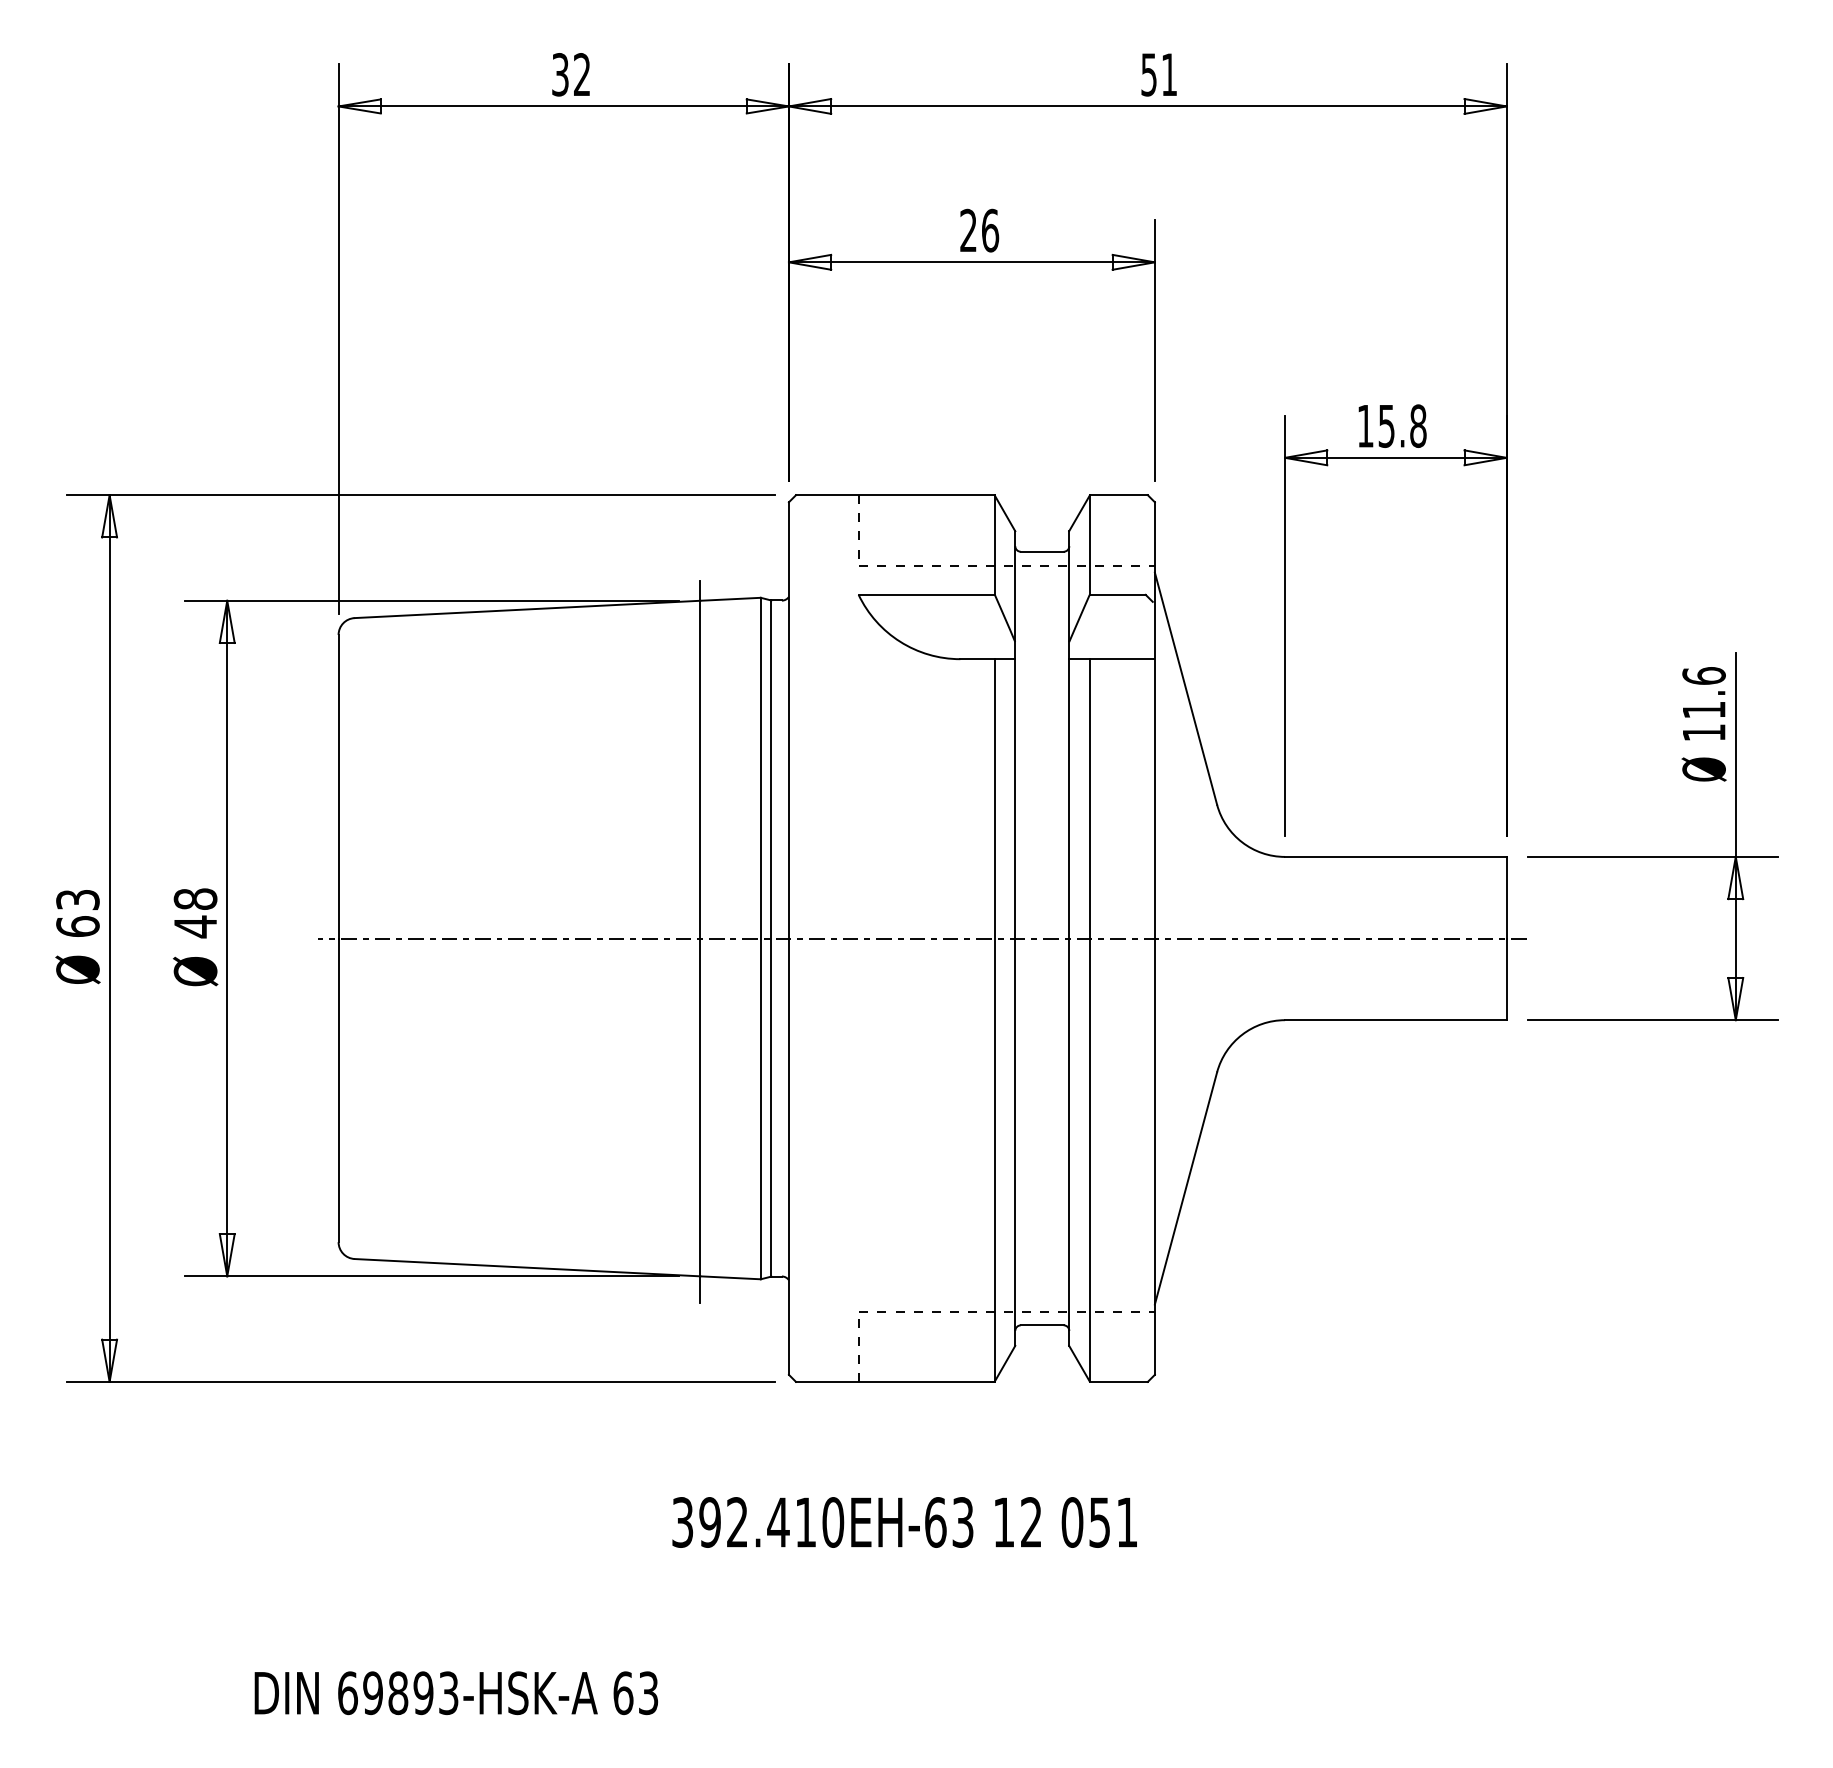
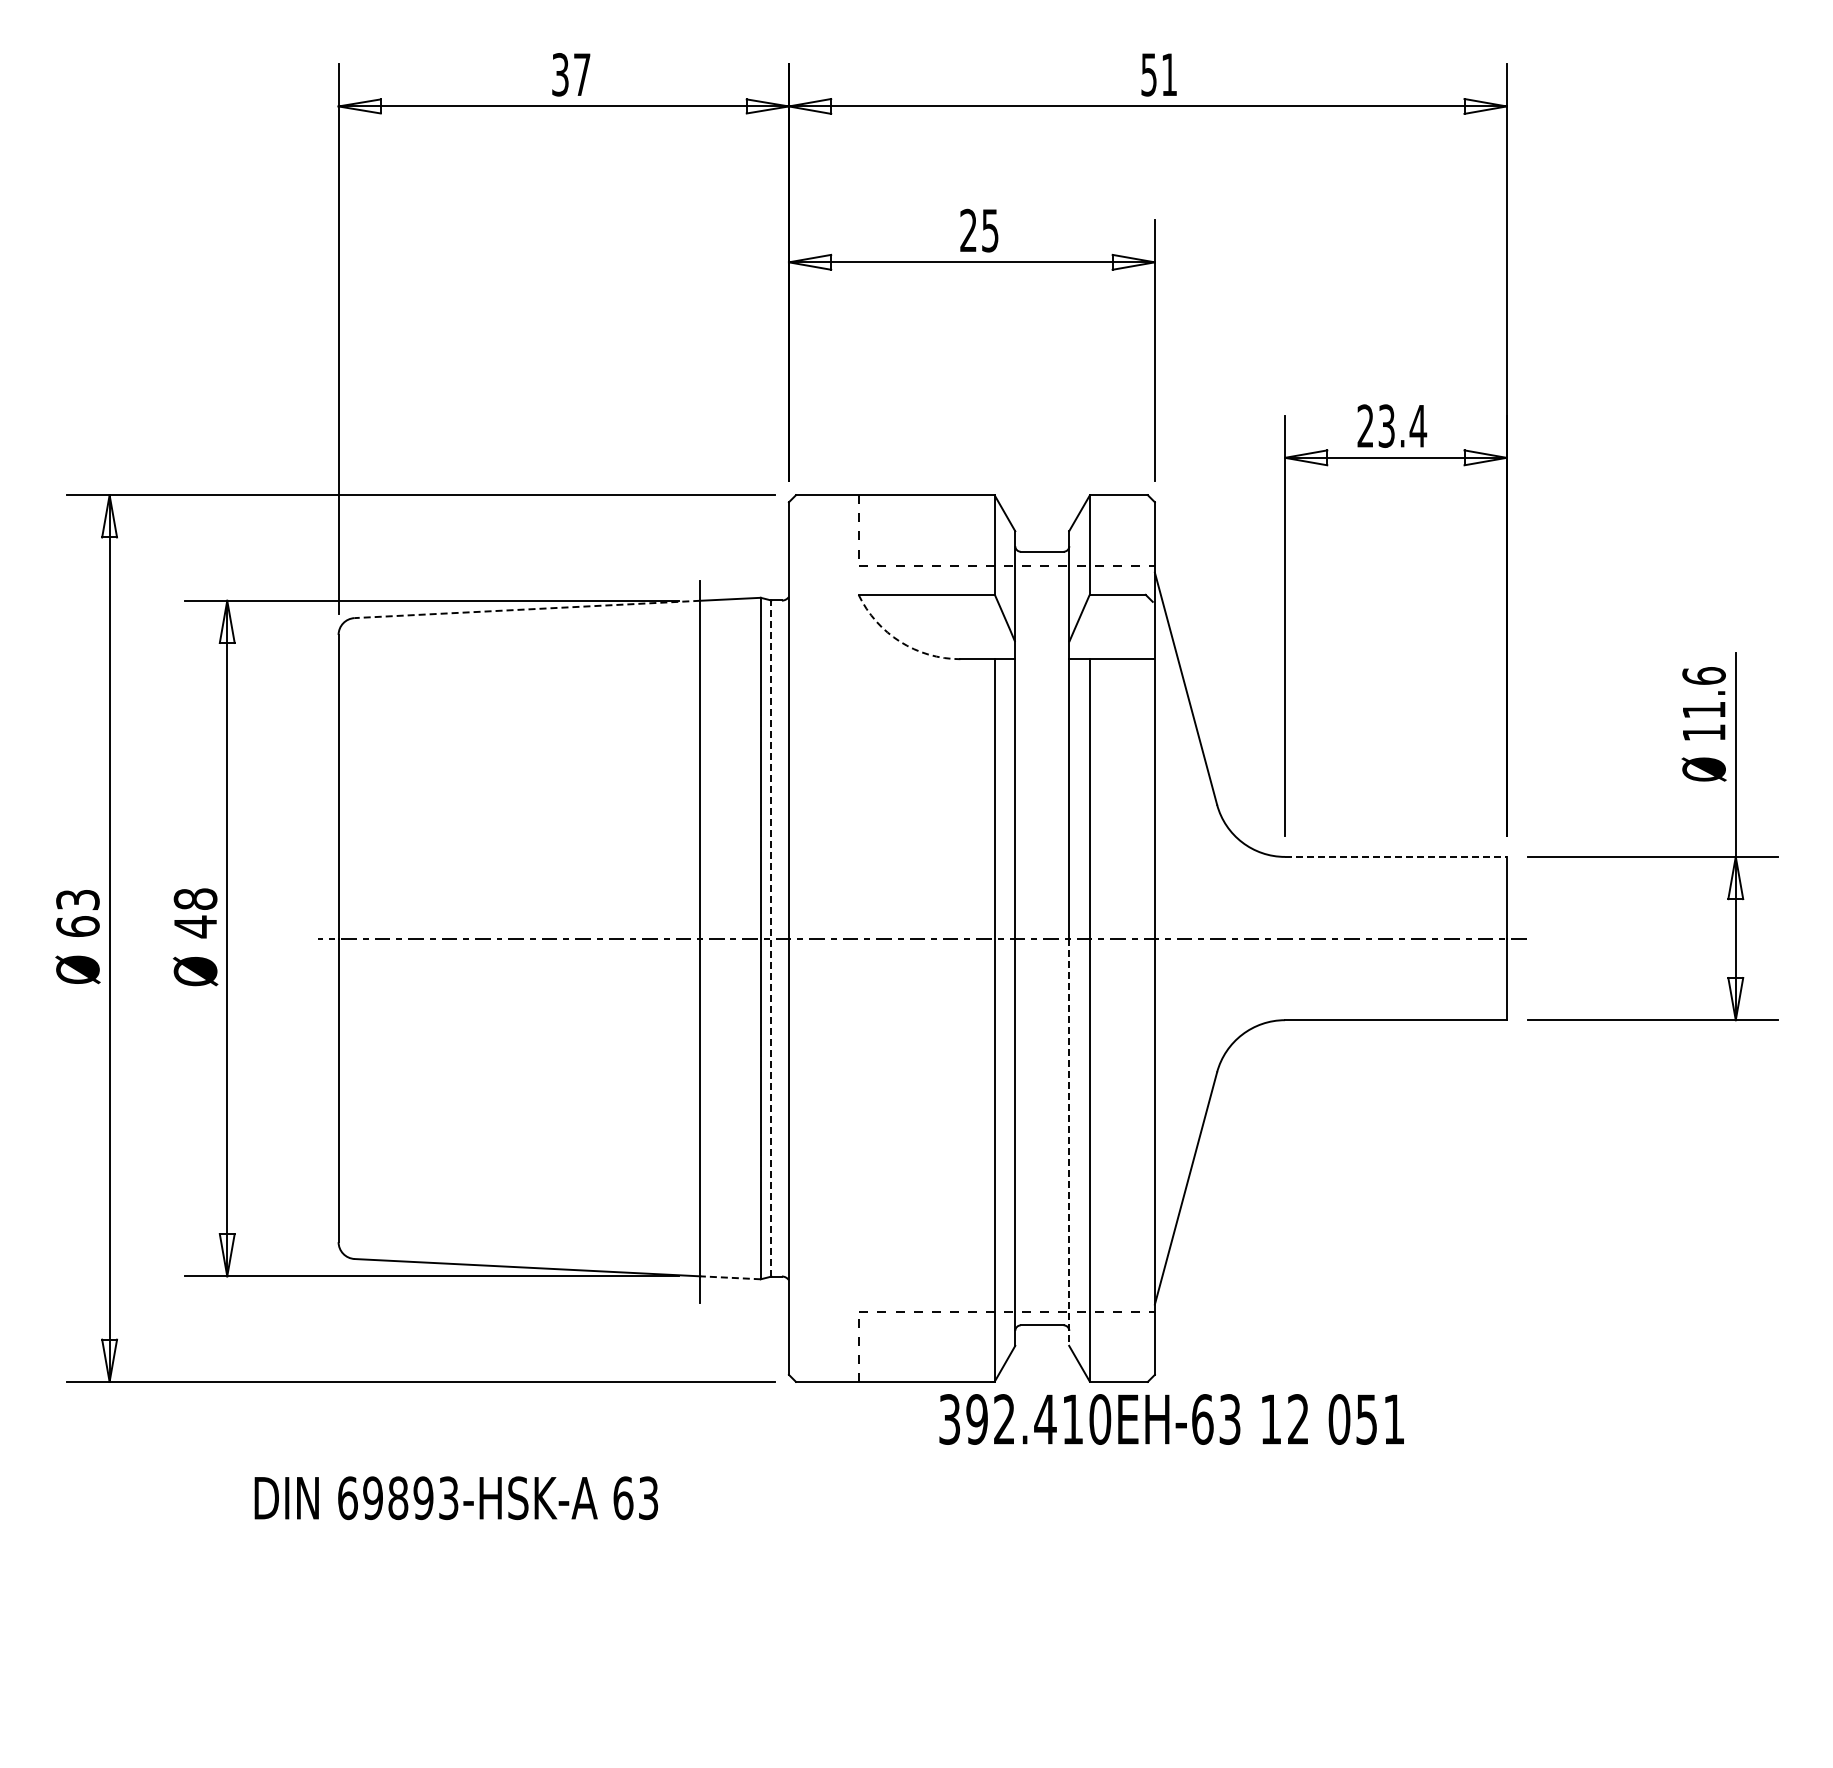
text: 32 -> 37 (582, 74)
text: 26 -> 25 (990, 230)
text: 15.8 -> 23.4 (1392, 425)
line: solid -> dashed (526, 609)
arc: solid -> dashed (900, 641)
line: solid -> dashed (1395, 856)
line: solid -> dashed (771, 938)
line: solid -> dashed (1069, 1142)
line: solid -> dashed (730, 1277)
text position: (904, 1522) -> (1171, 1419) (1171, 1419)
text position: (455, 1693) -> (455, 1498) (455, 1498)
